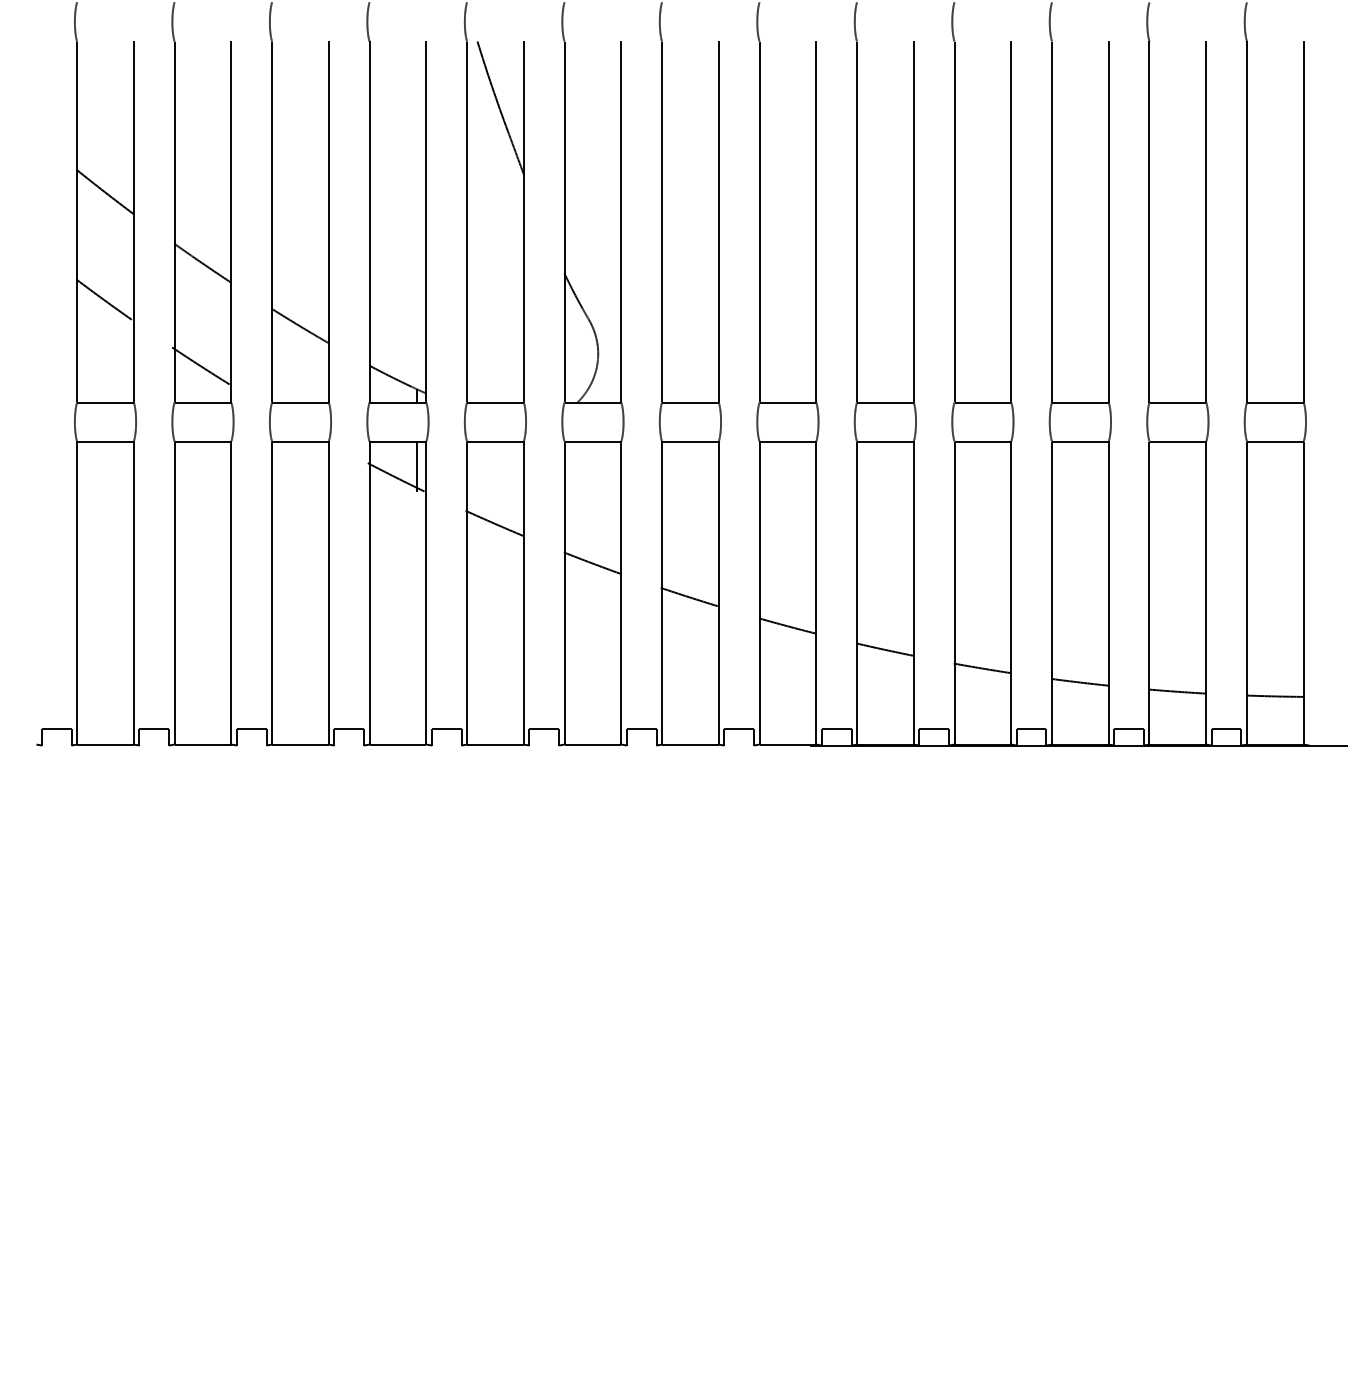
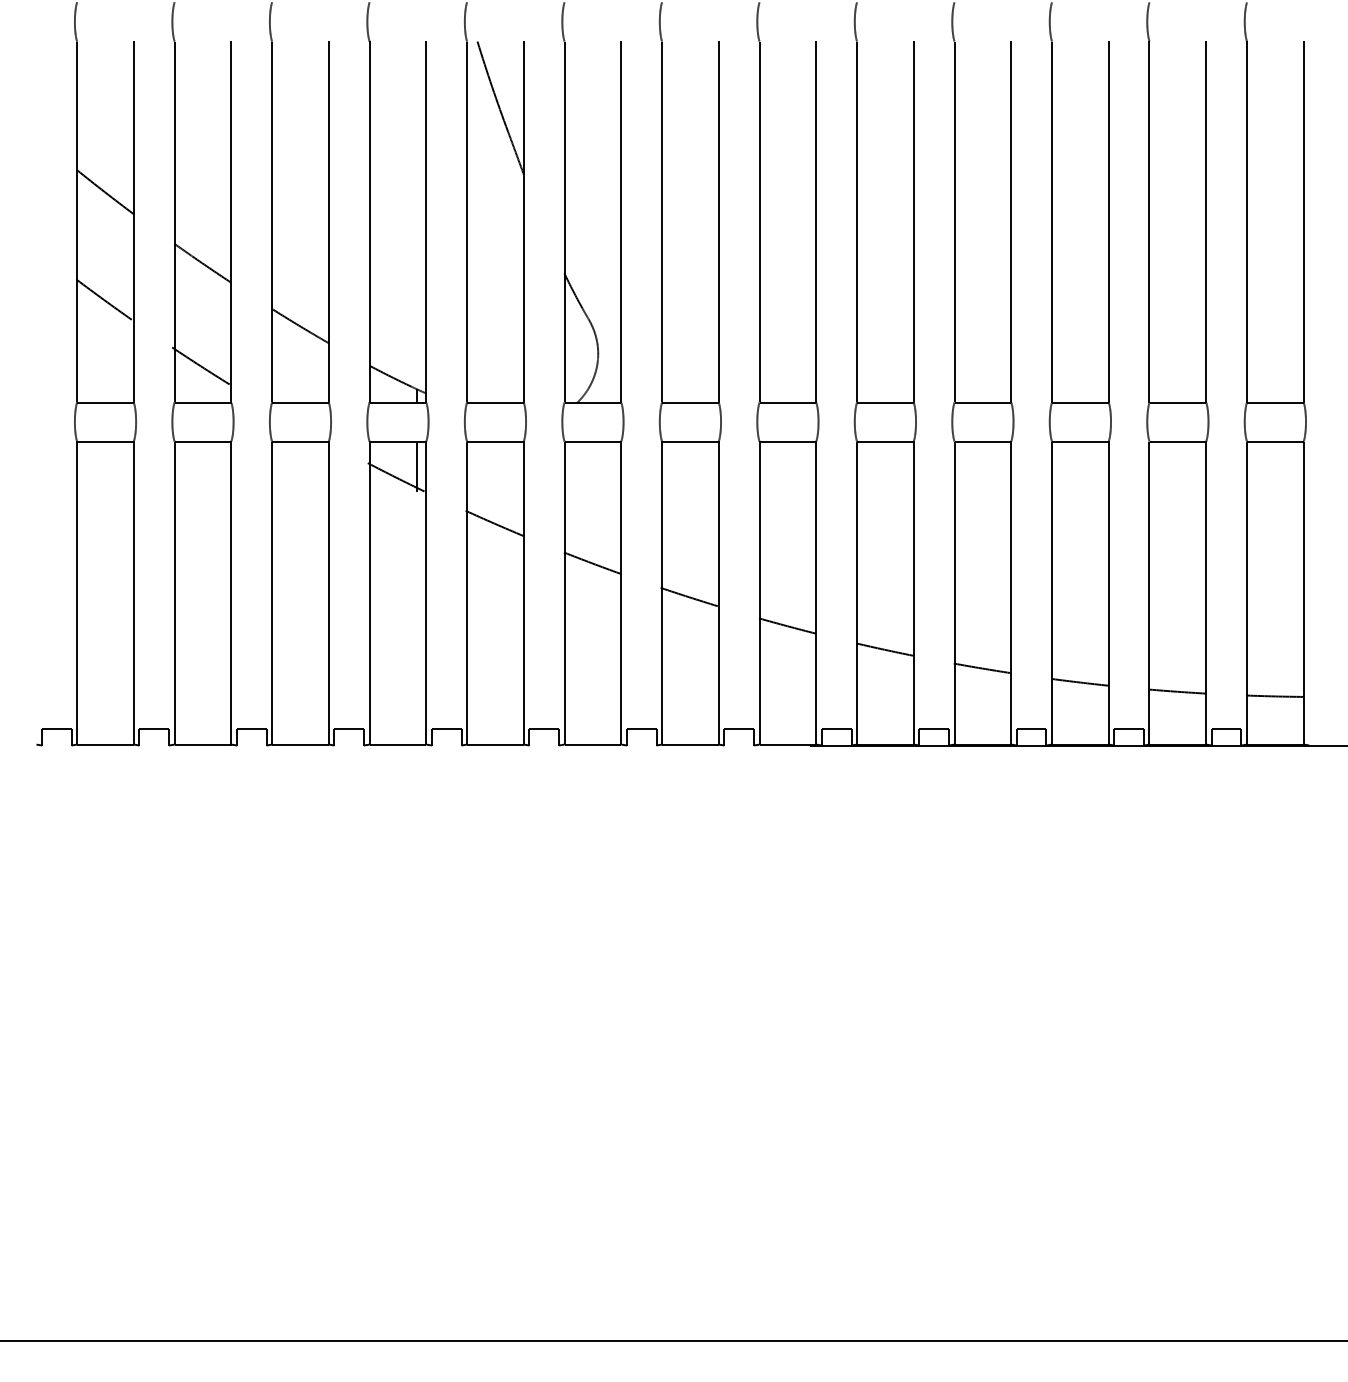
line: none -> present (673, 1340)
